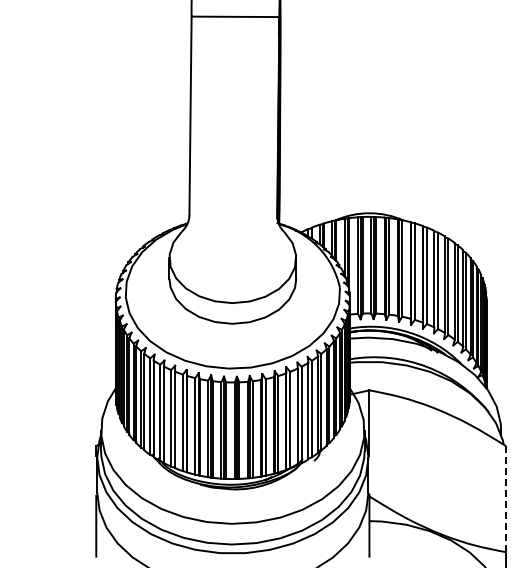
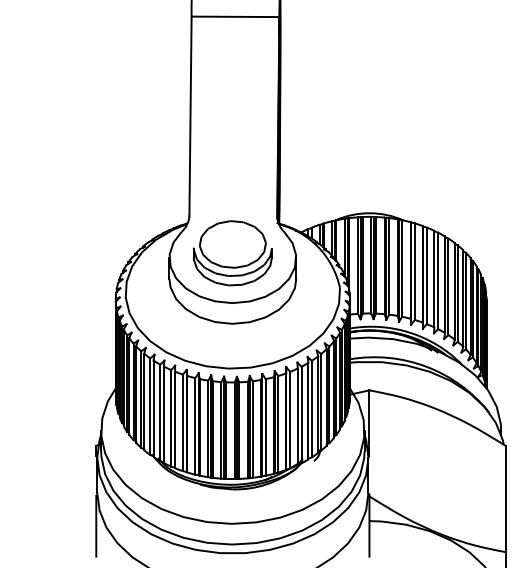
part: none -> present (232, 253)
line: dashed -> solid (506, 498)
